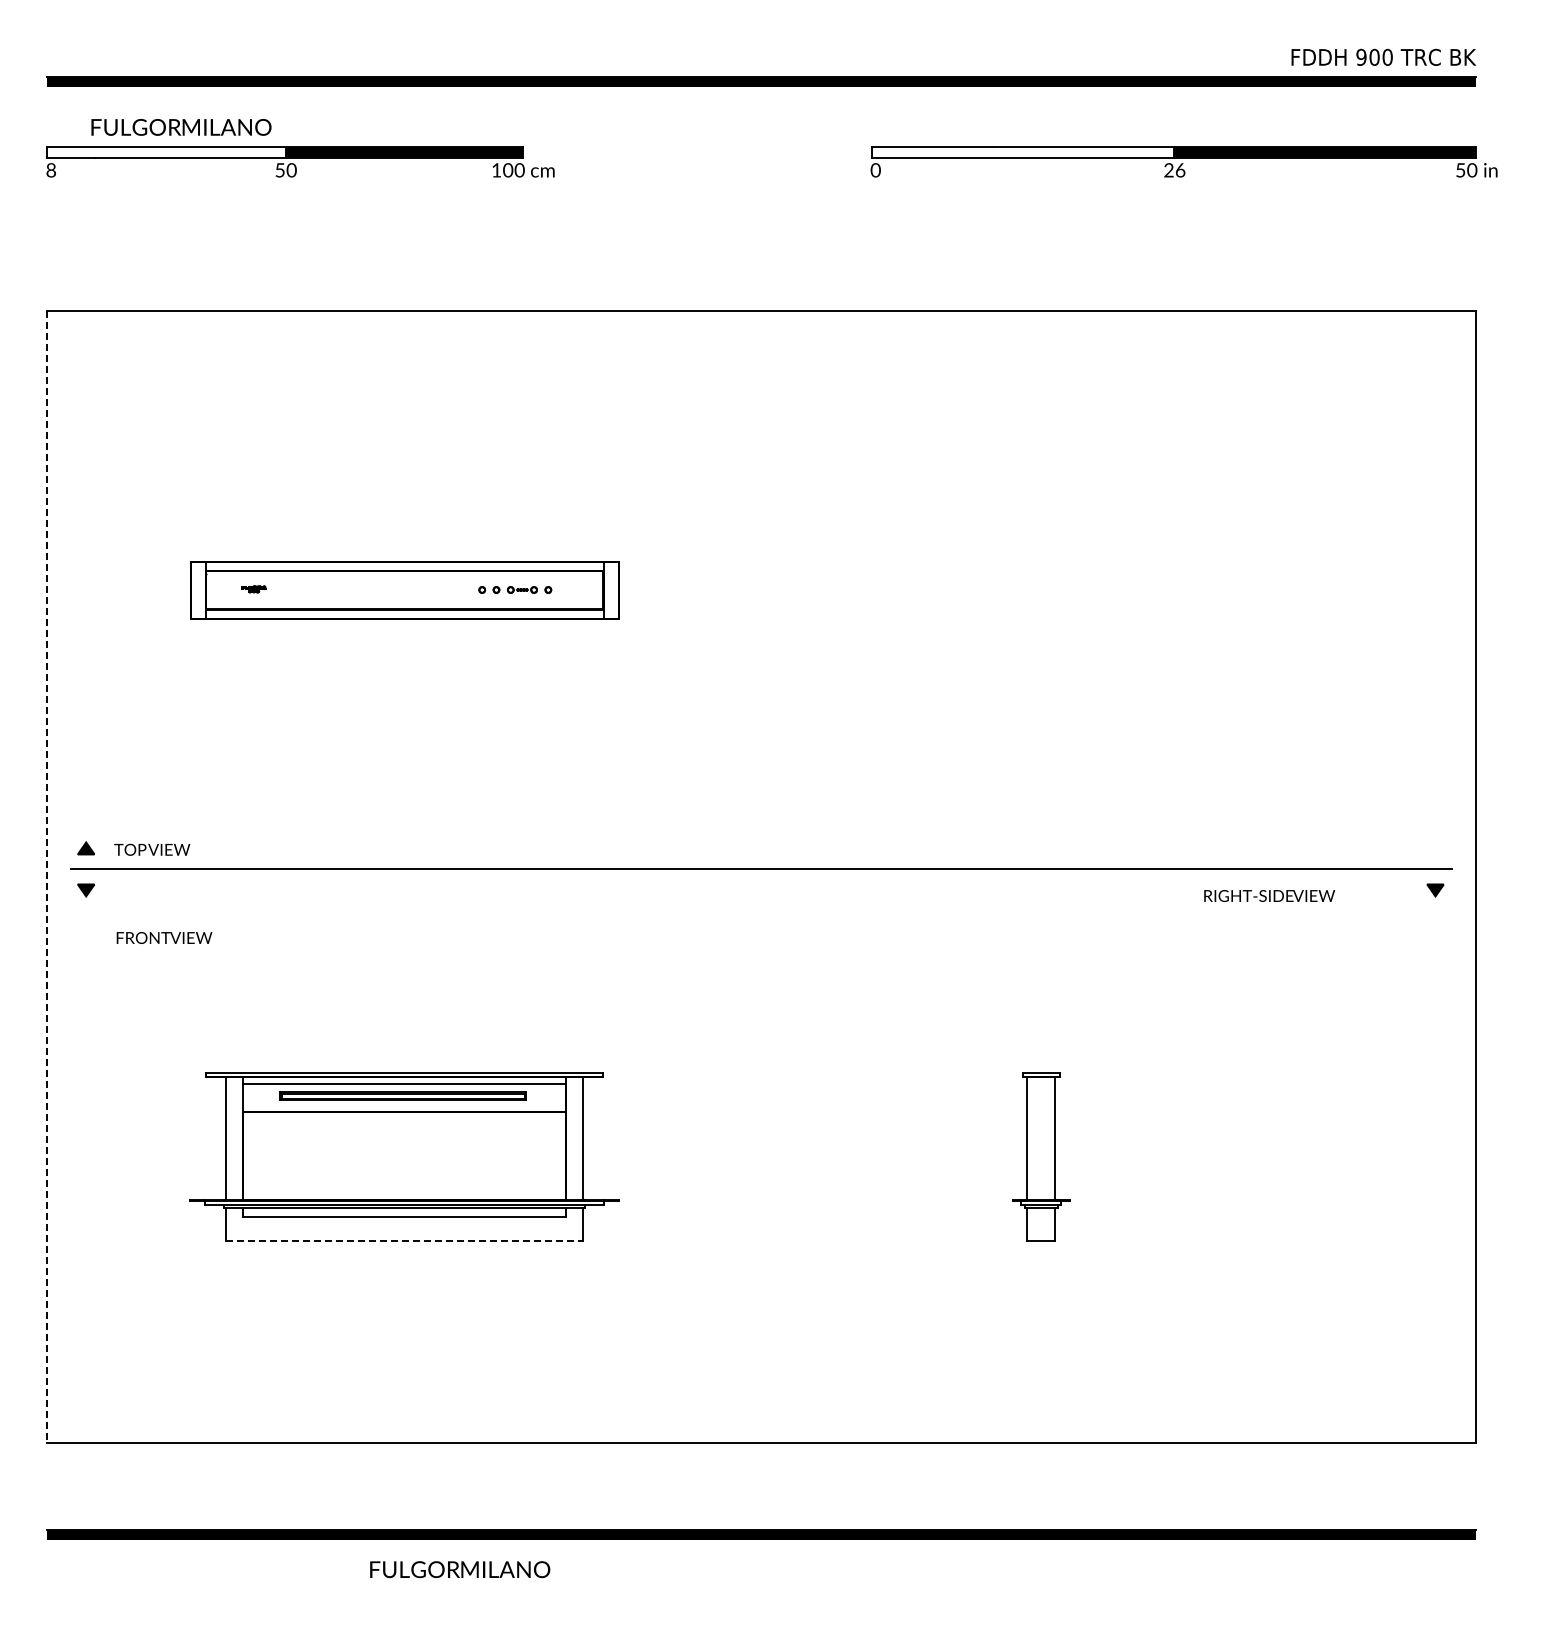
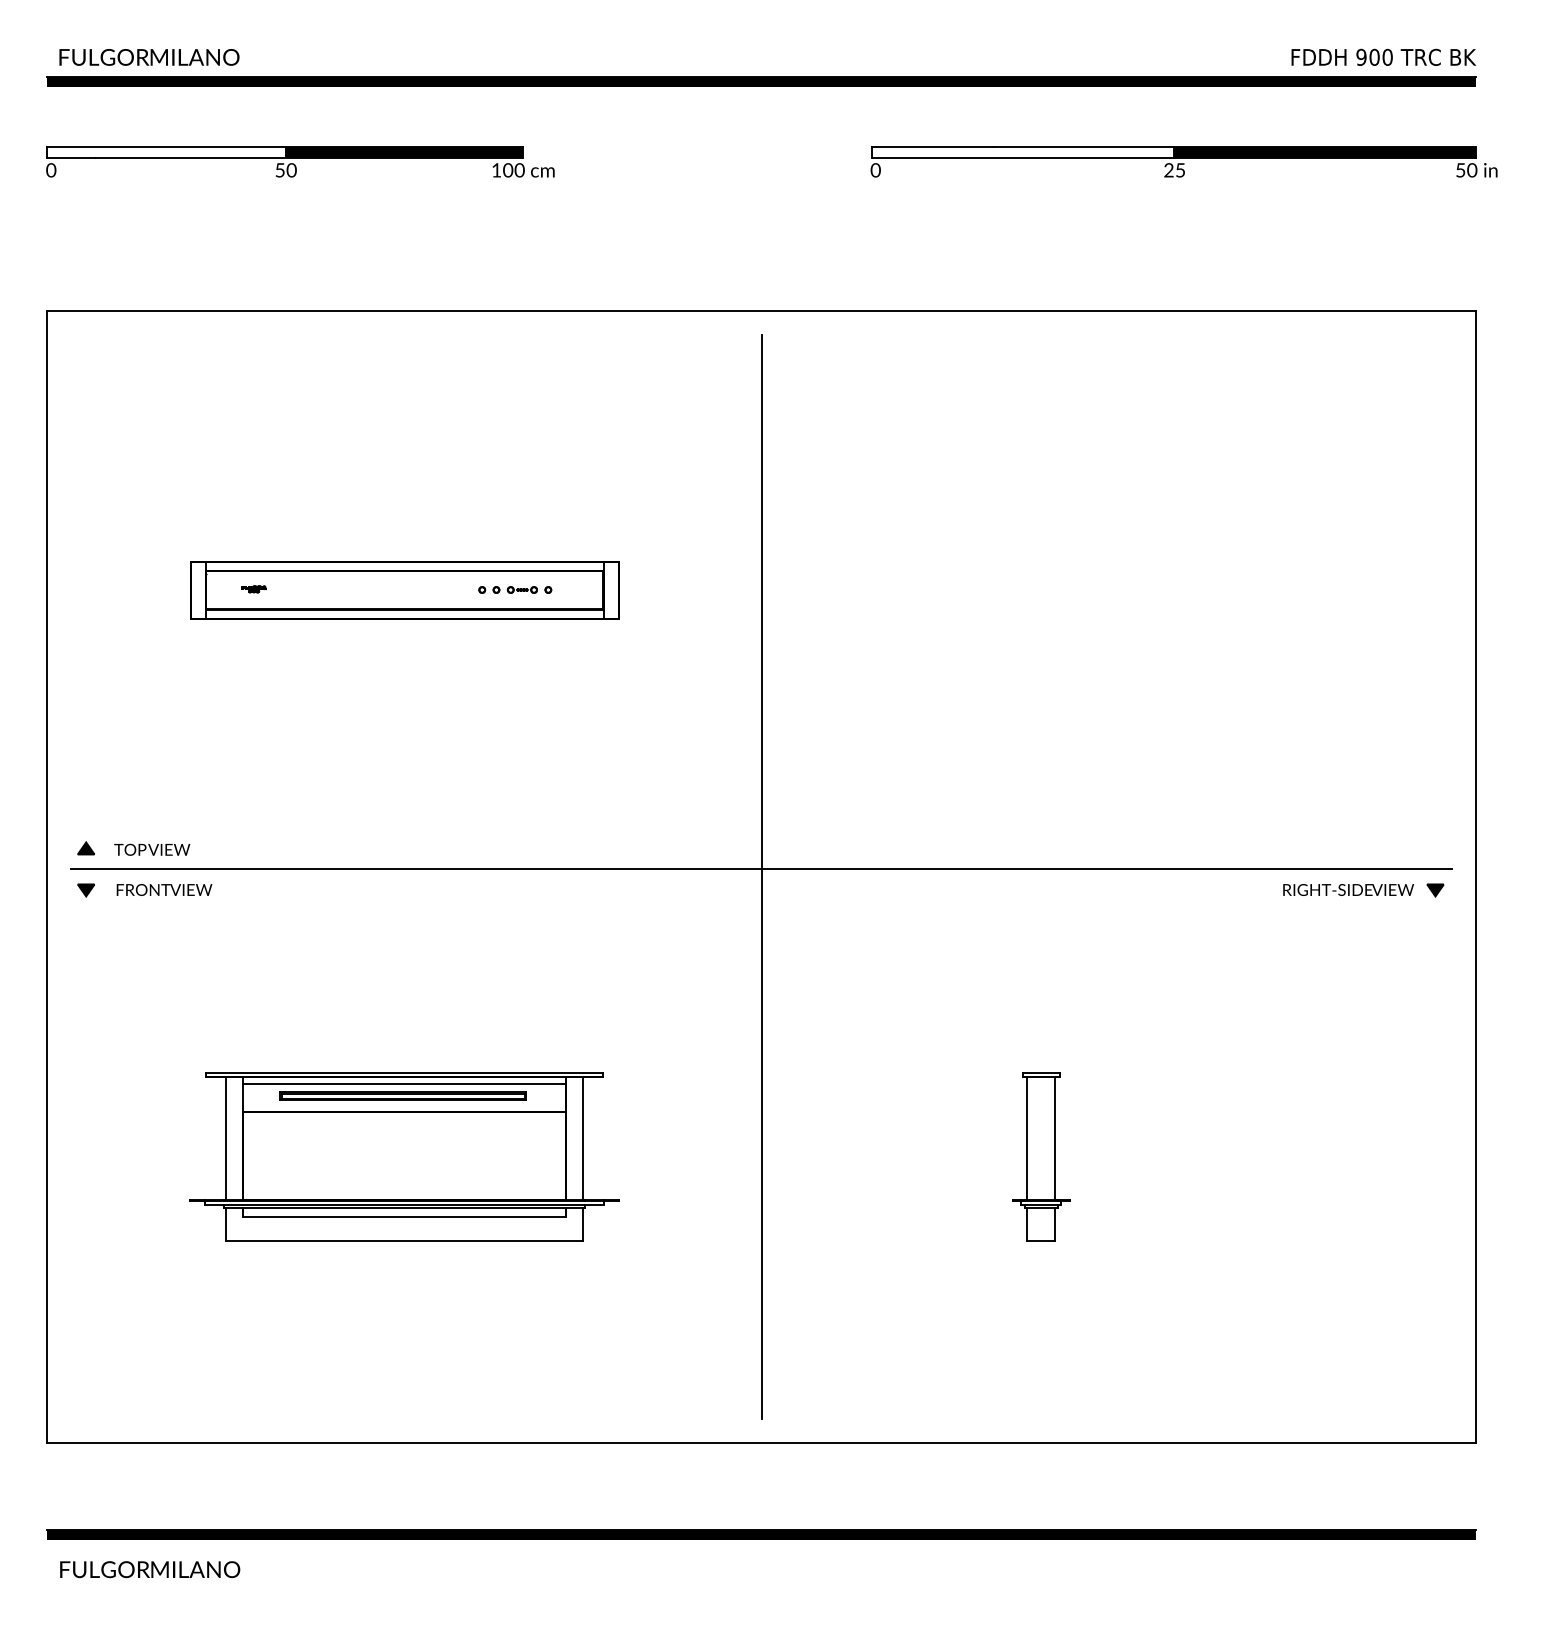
text position: (181, 127) -> (149, 57) (149, 57)
text: 8 -> 0 (51, 170)
text: 26 -> 25 (1180, 170)
line: none -> present (762, 876)
line: dashed -> solid (47, 877)
text position: (1269, 895) -> (1348, 889) (1348, 889)
text position: (164, 937) -> (164, 889) (164, 889)
line: dashed -> solid (405, 1240)
text position: (460, 1569) -> (150, 1569) (150, 1569)
